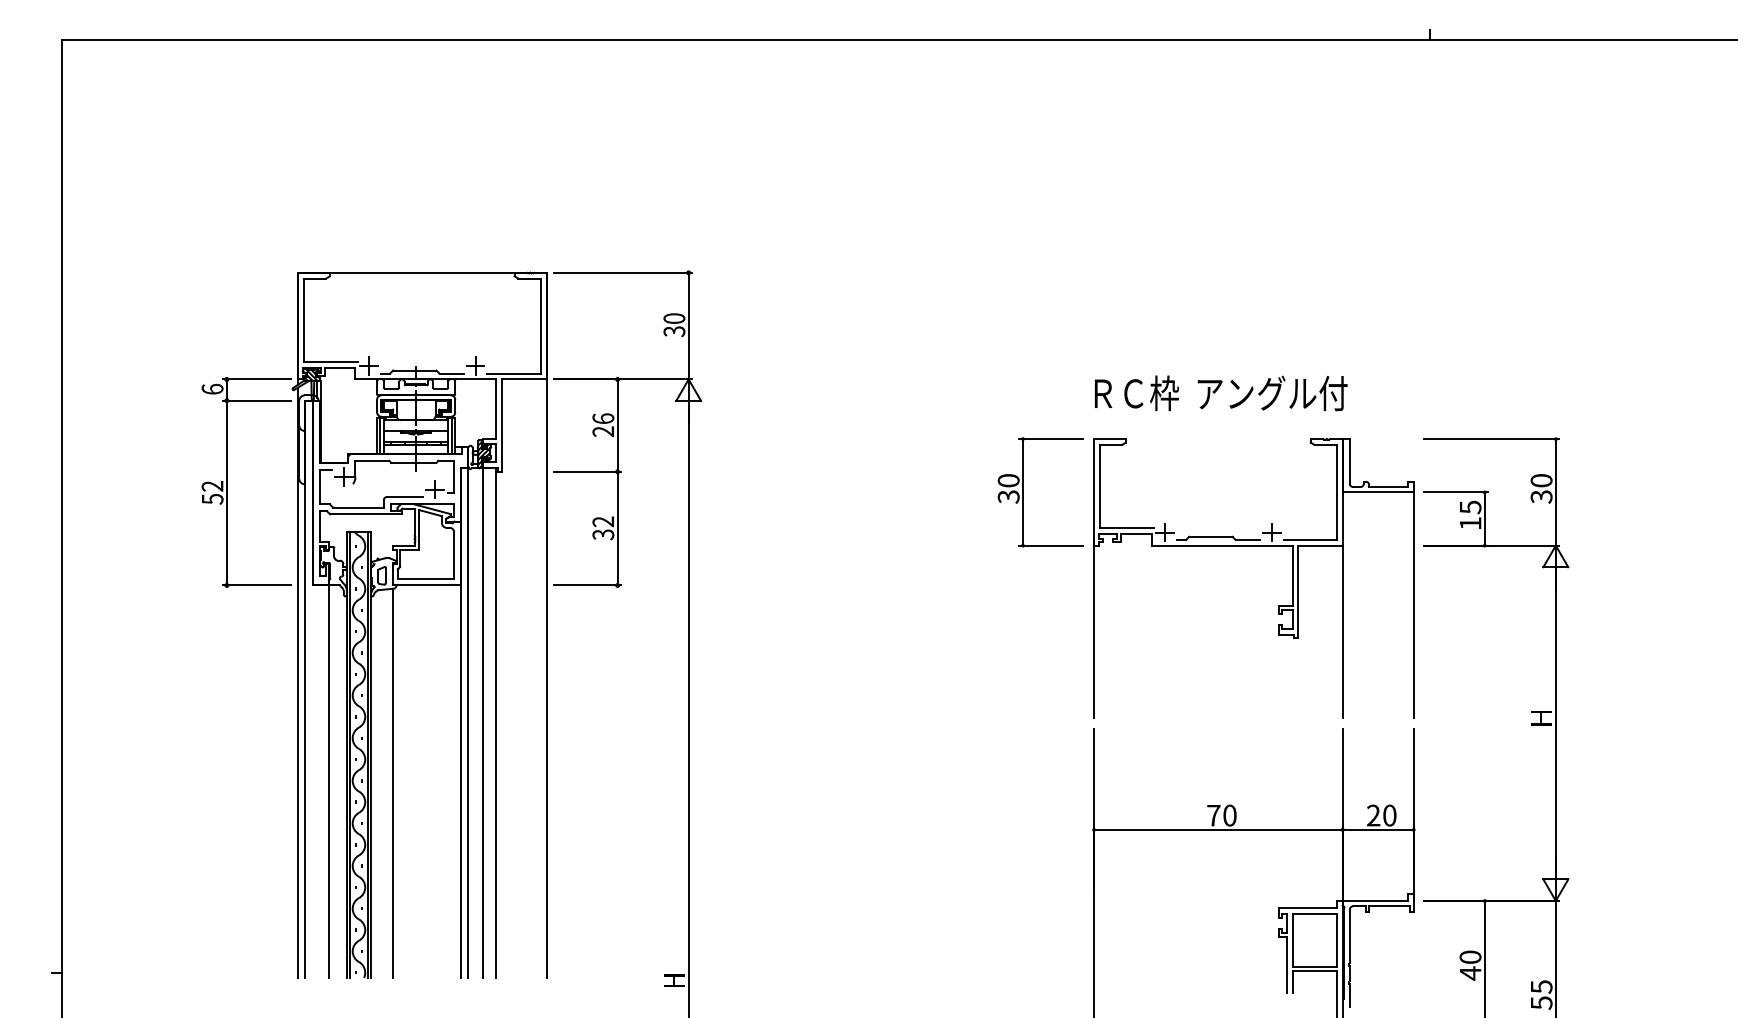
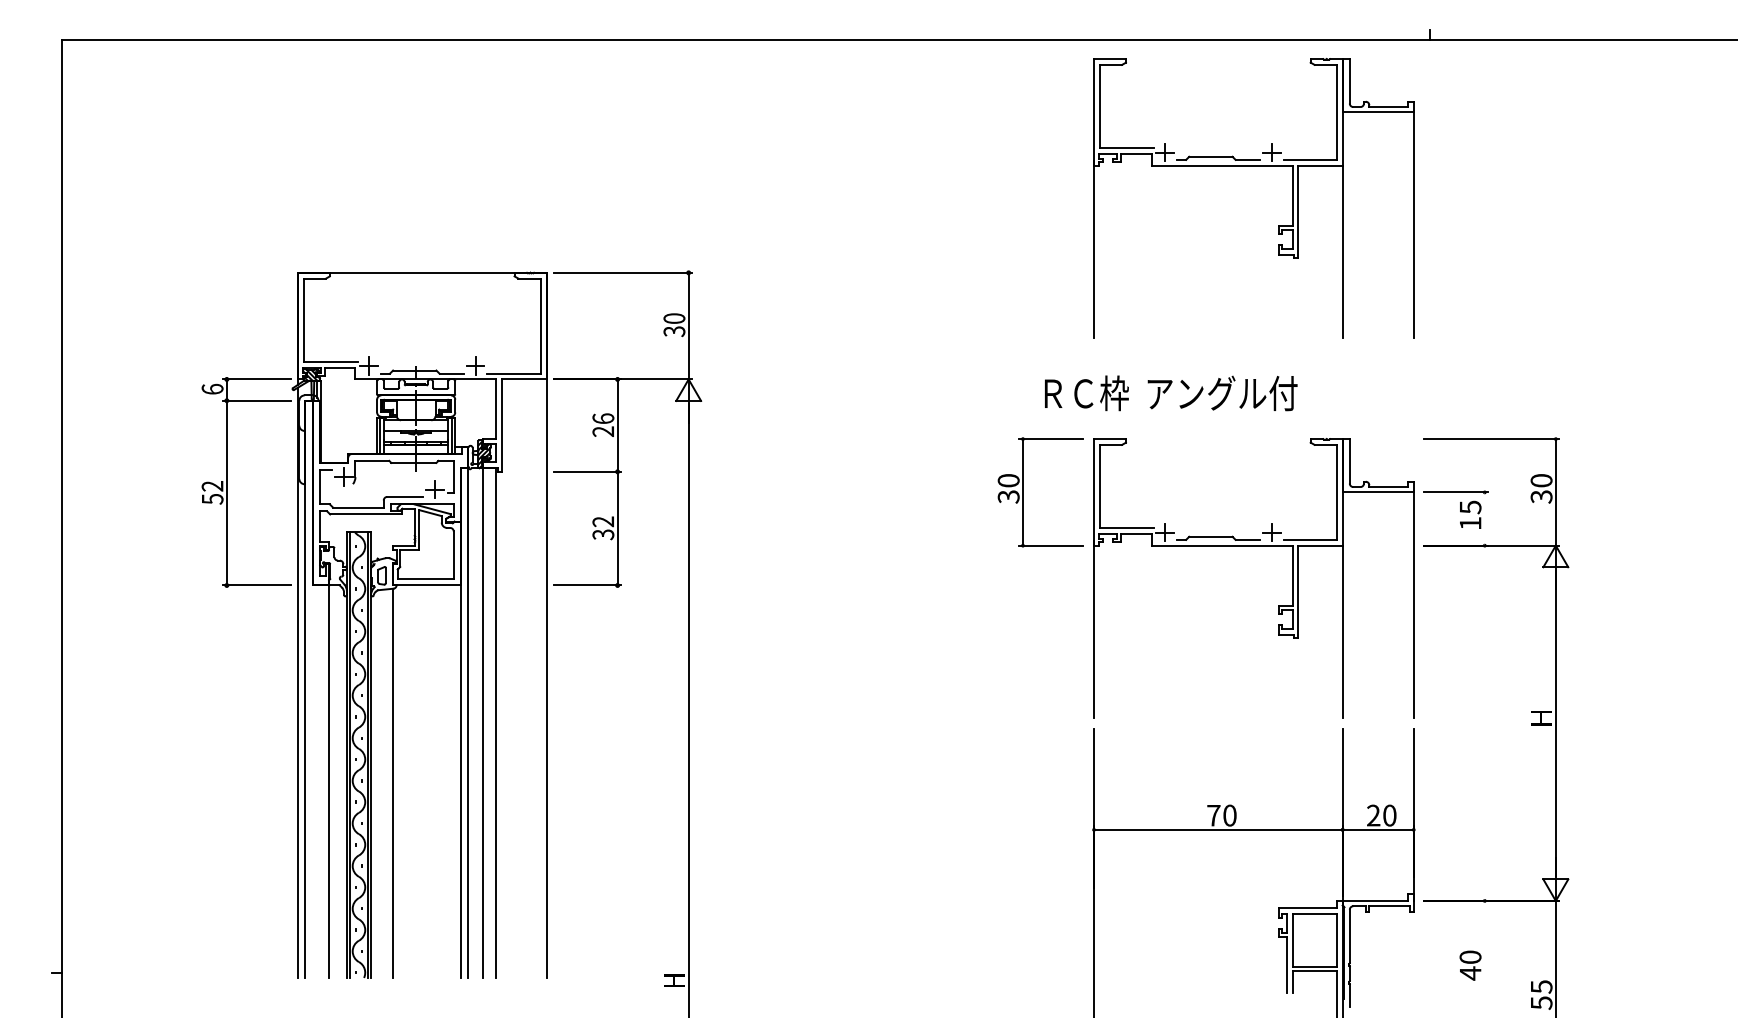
part: none -> present (1253, 166)
text position: (1221, 393) -> (1171, 393) (1171, 393)
line: present -> none (1484, 518)
line: present -> none (1484, 957)
